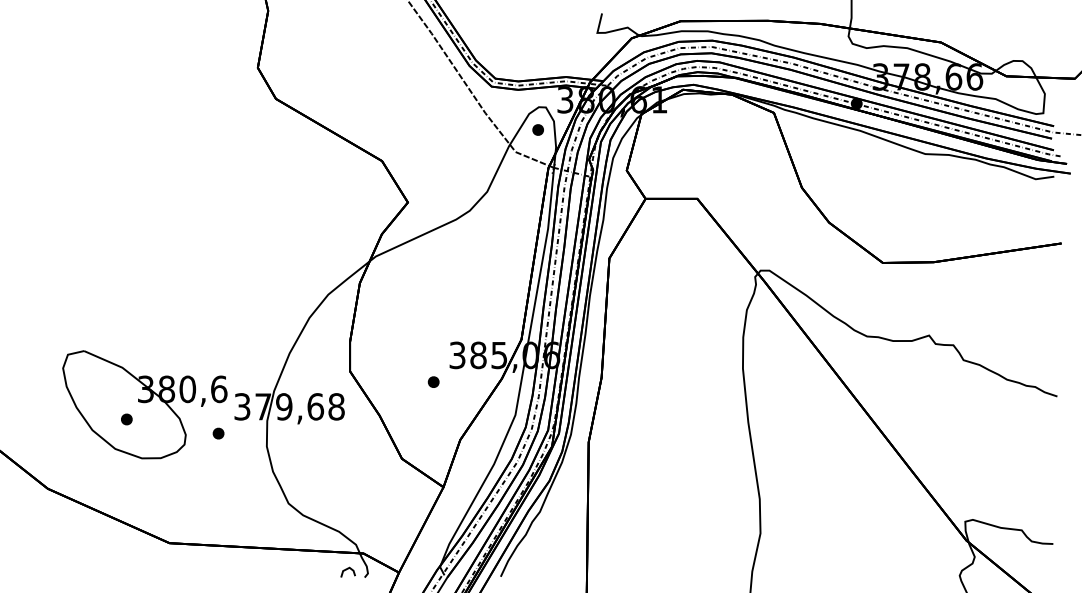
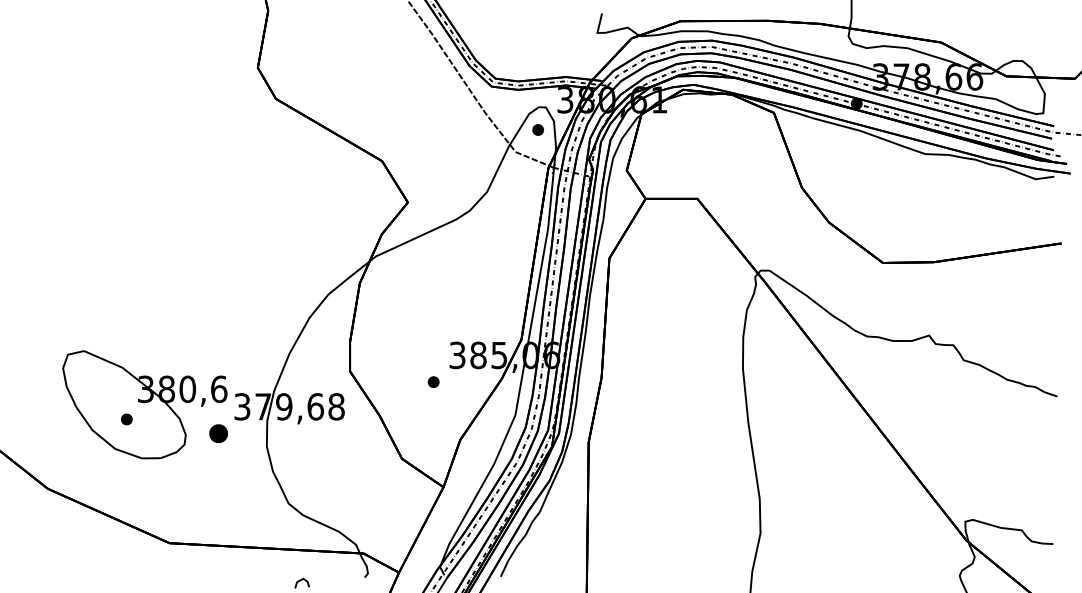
part size: 13x13 px -> 19x19 px (218, 433)
line position: (346, 570) -> (300, 581) (300, 581)
